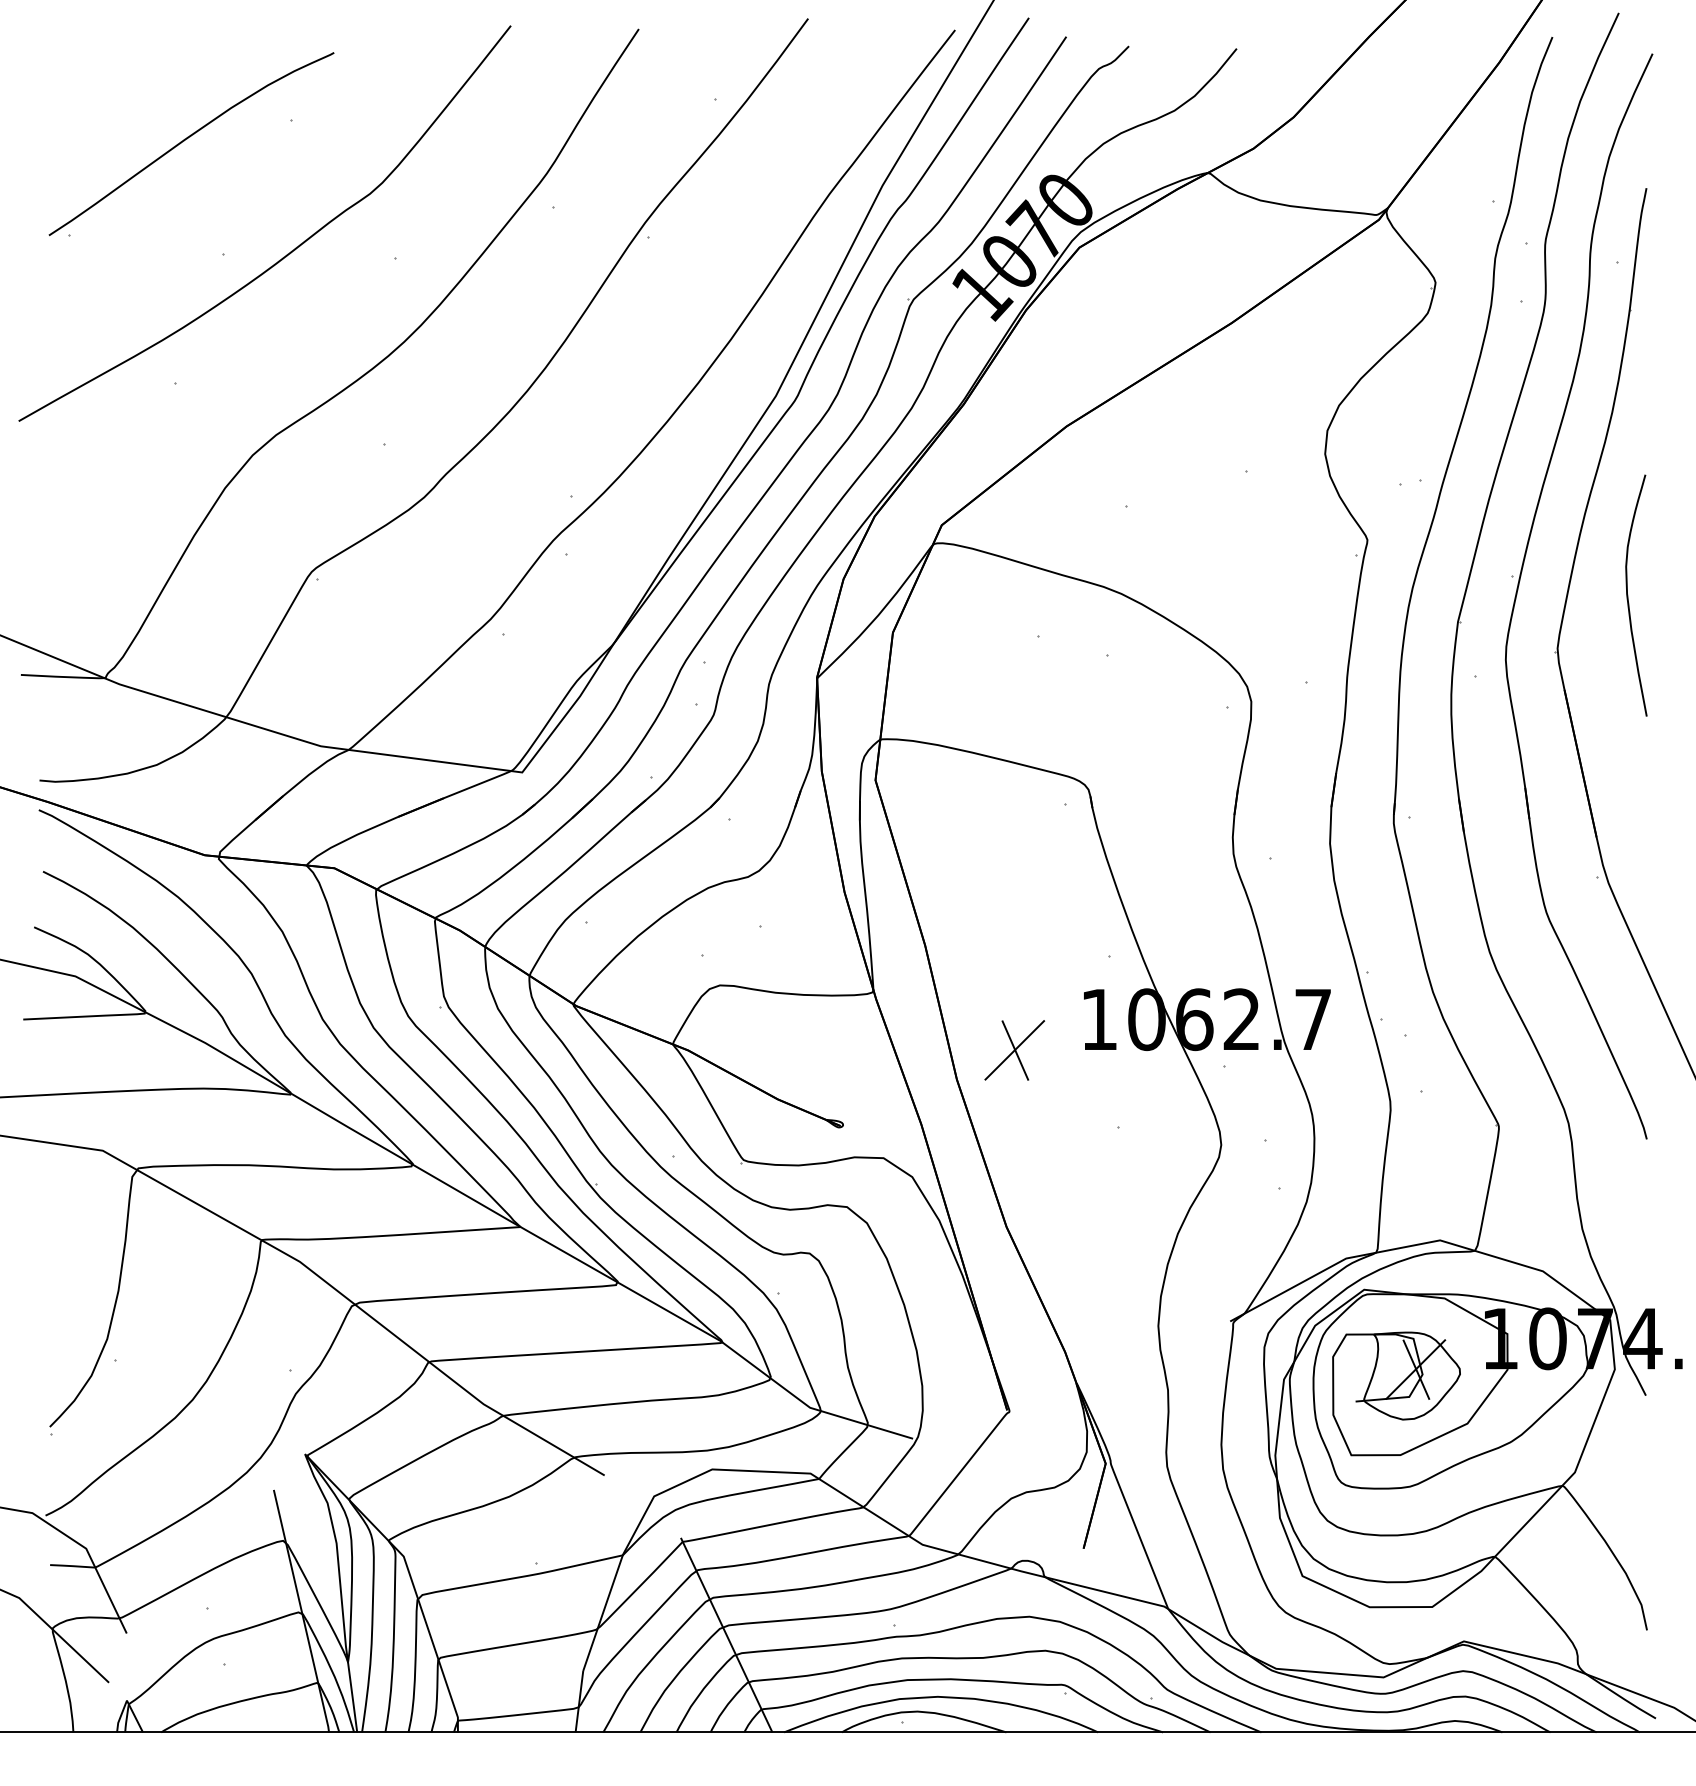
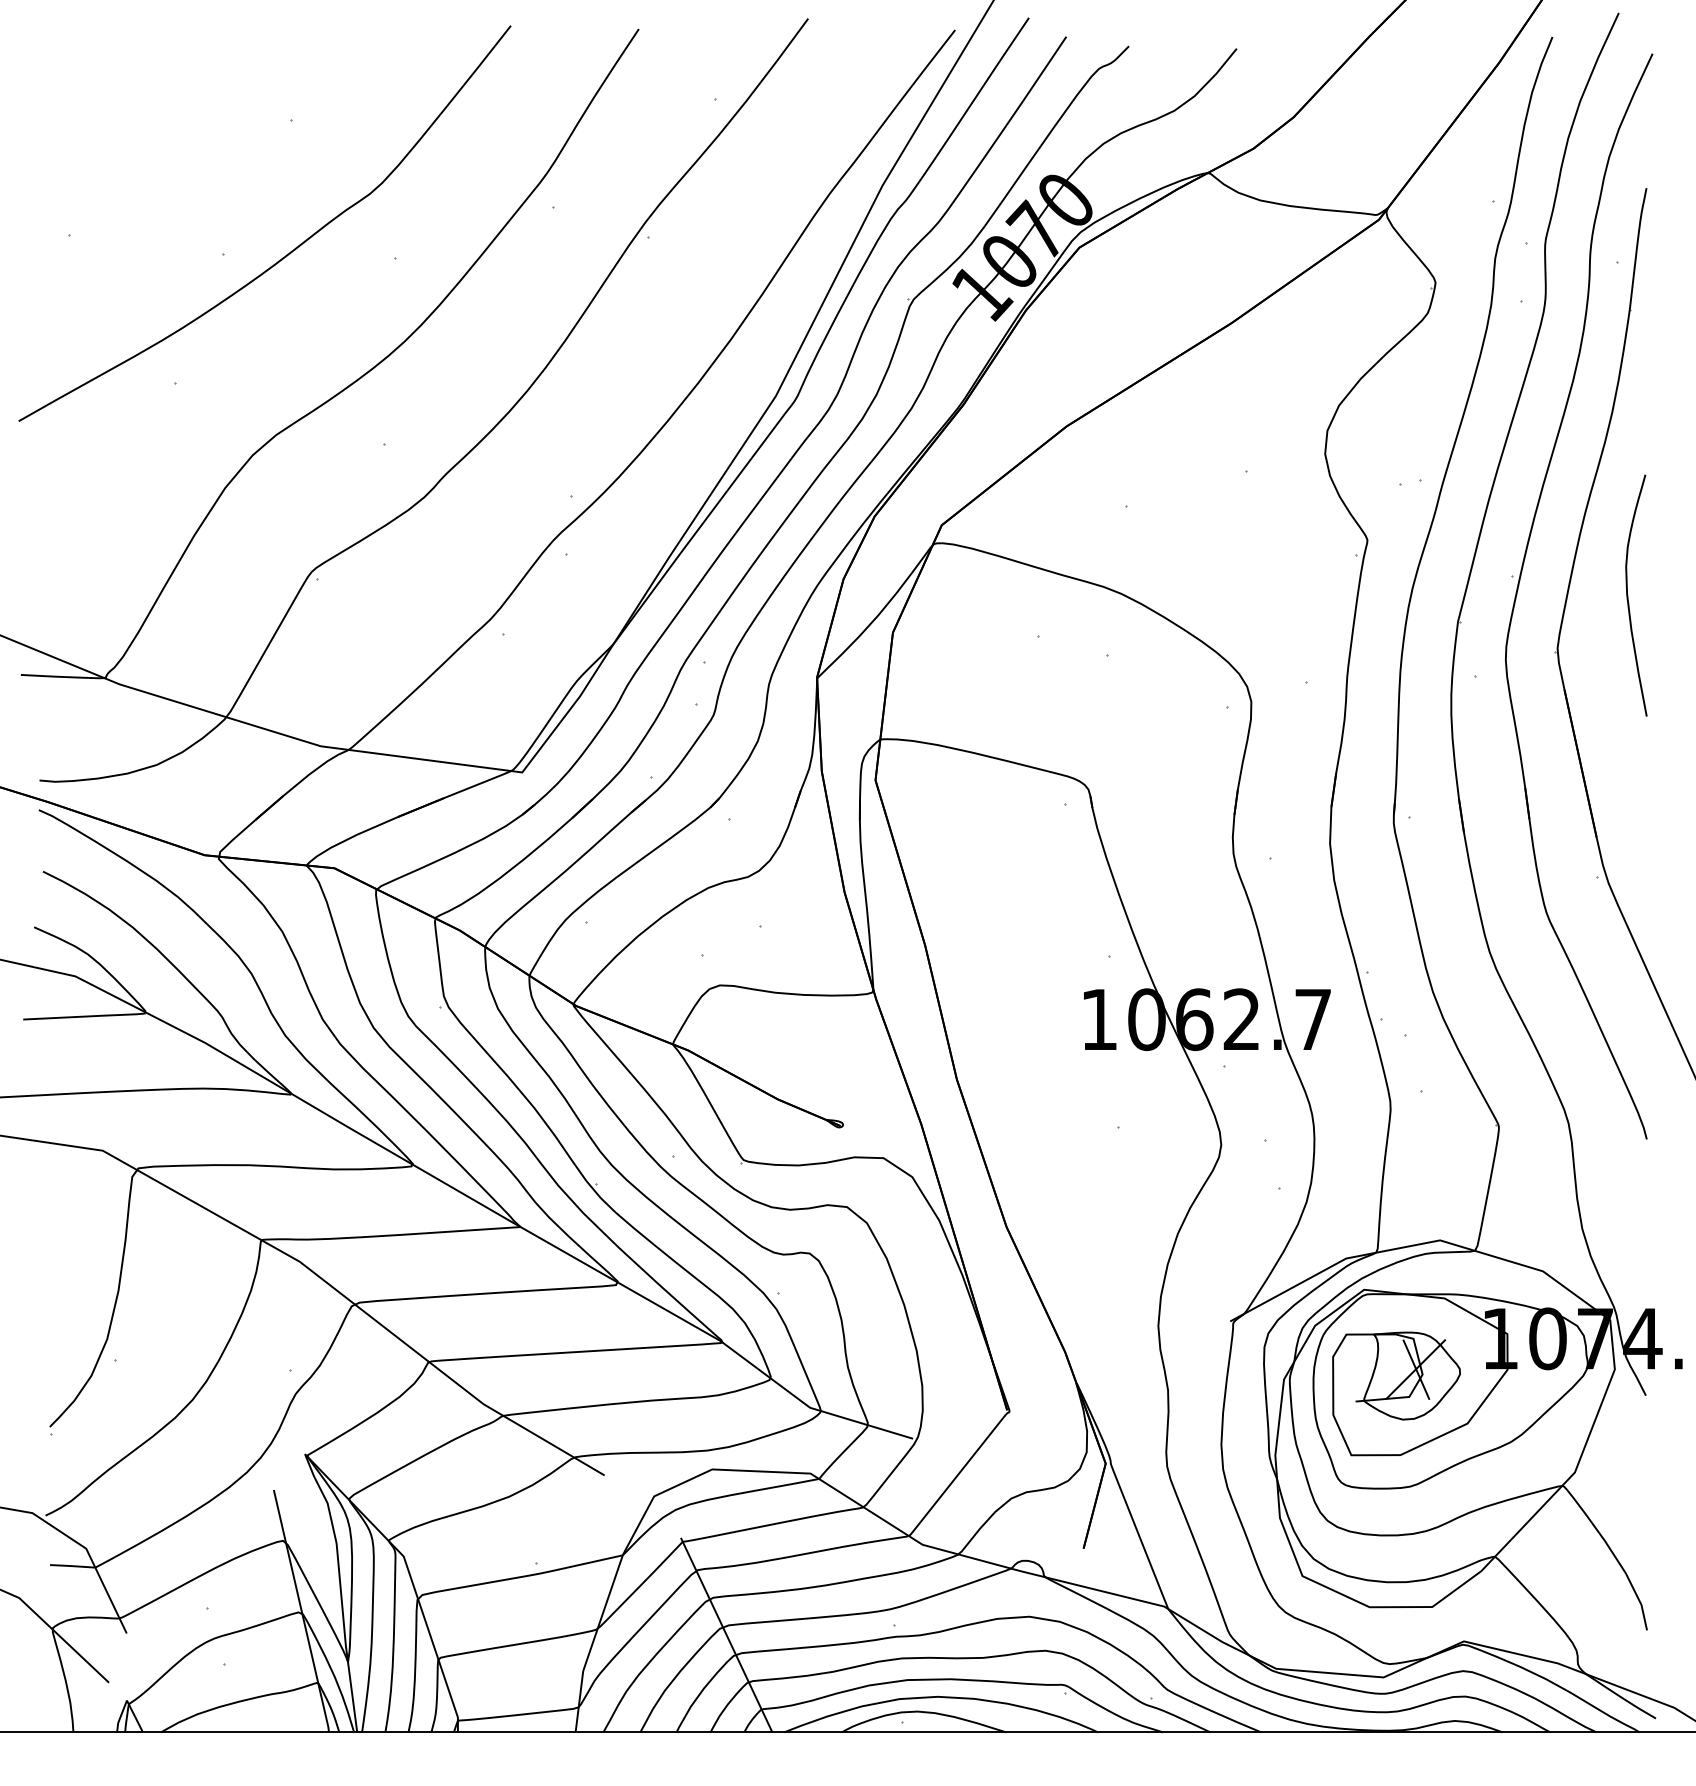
curve: present -> none (187, 139)
part: present -> none (1014, 1050)
